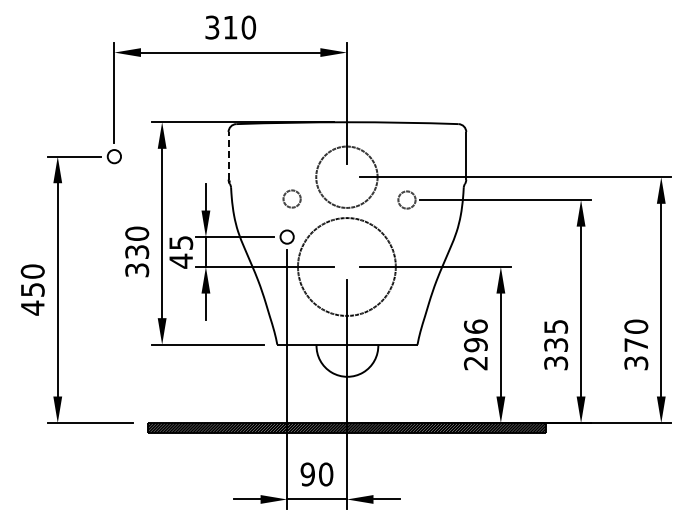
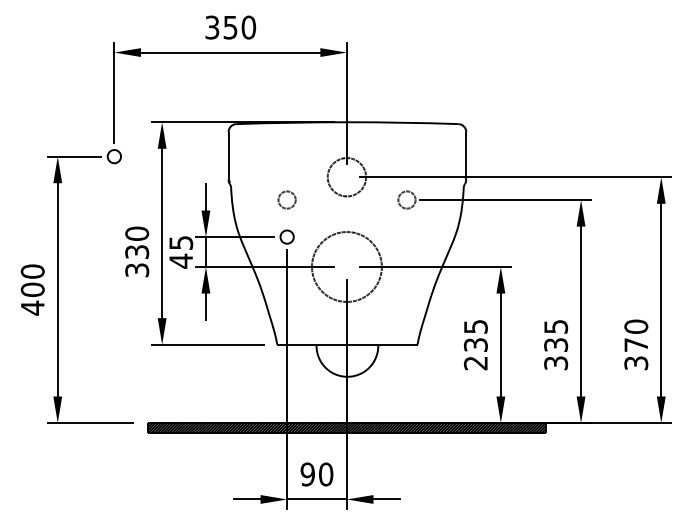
text: 310 -> 350 (230, 27)
line: dashed -> solid (228, 155)
circle diameter: 61 px -> 38 px (346, 177)
circle position: (291, 198) -> (286, 199) (286, 199)
circle diameter: 98 px -> 70 px (346, 266)
text: 450 -> 400 (32, 289)
text: 296 -> 235 (475, 335)
